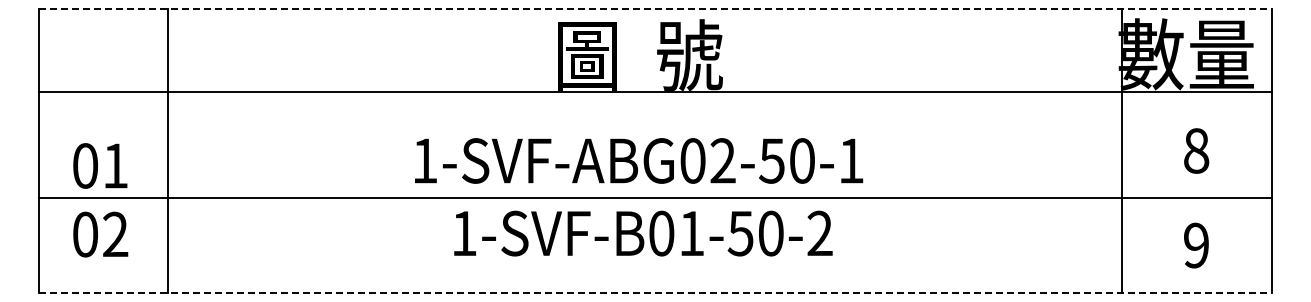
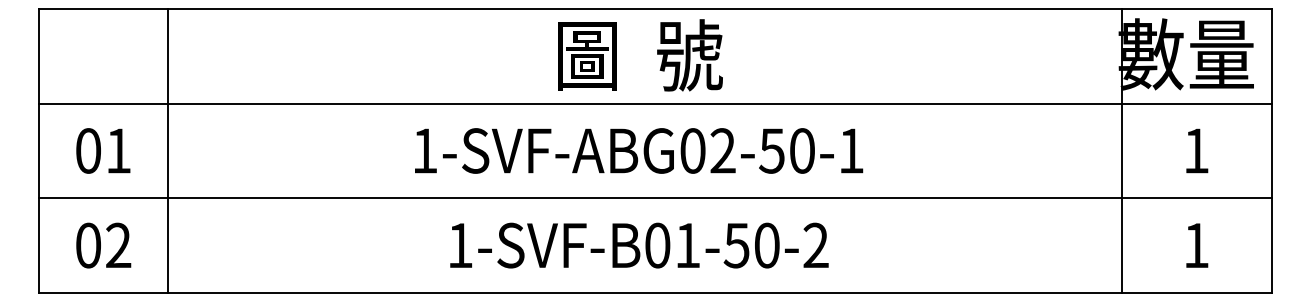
line: dashed -> solid (655, 9)
line position: (655, 91) -> (655, 103) (655, 103)
text: 8 -> 1 (1196, 150)
text position: (639, 160) -> (639, 150) (639, 150)
text position: (100, 165) -> (103, 150) (103, 150)
text position: (643, 233) -> (639, 245) (639, 245)
text position: (100, 234) -> (103, 245) (103, 245)
text: 9 -> 1 (1196, 245)
line: dashed -> solid (655, 292)
